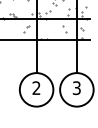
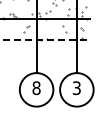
line: solid -> dashed (45, 39)
text: 2 -> 8 (36, 88)
